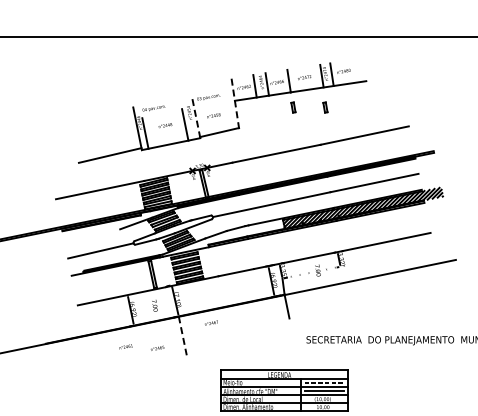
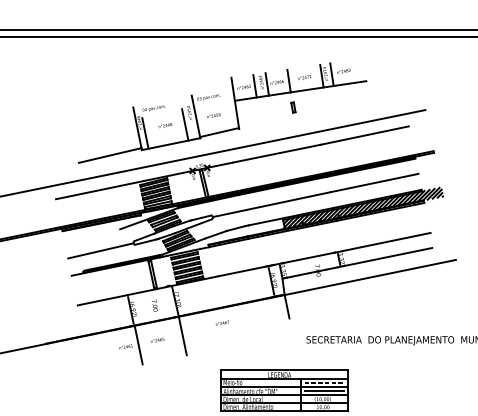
line: none -> present (238, 29)
line: dashed -> solid (235, 103)
part: present -> none (325, 107)
line: dashed -> solid (196, 116)
line: none -> present (213, 153)
line: none -> present (357, 263)
text position: (211, 322) -> (222, 322) (222, 322)
line: dashed -> solid (182, 335)
line: none -> present (138, 344)
text position: (157, 347) -> (157, 339) (157, 339)
